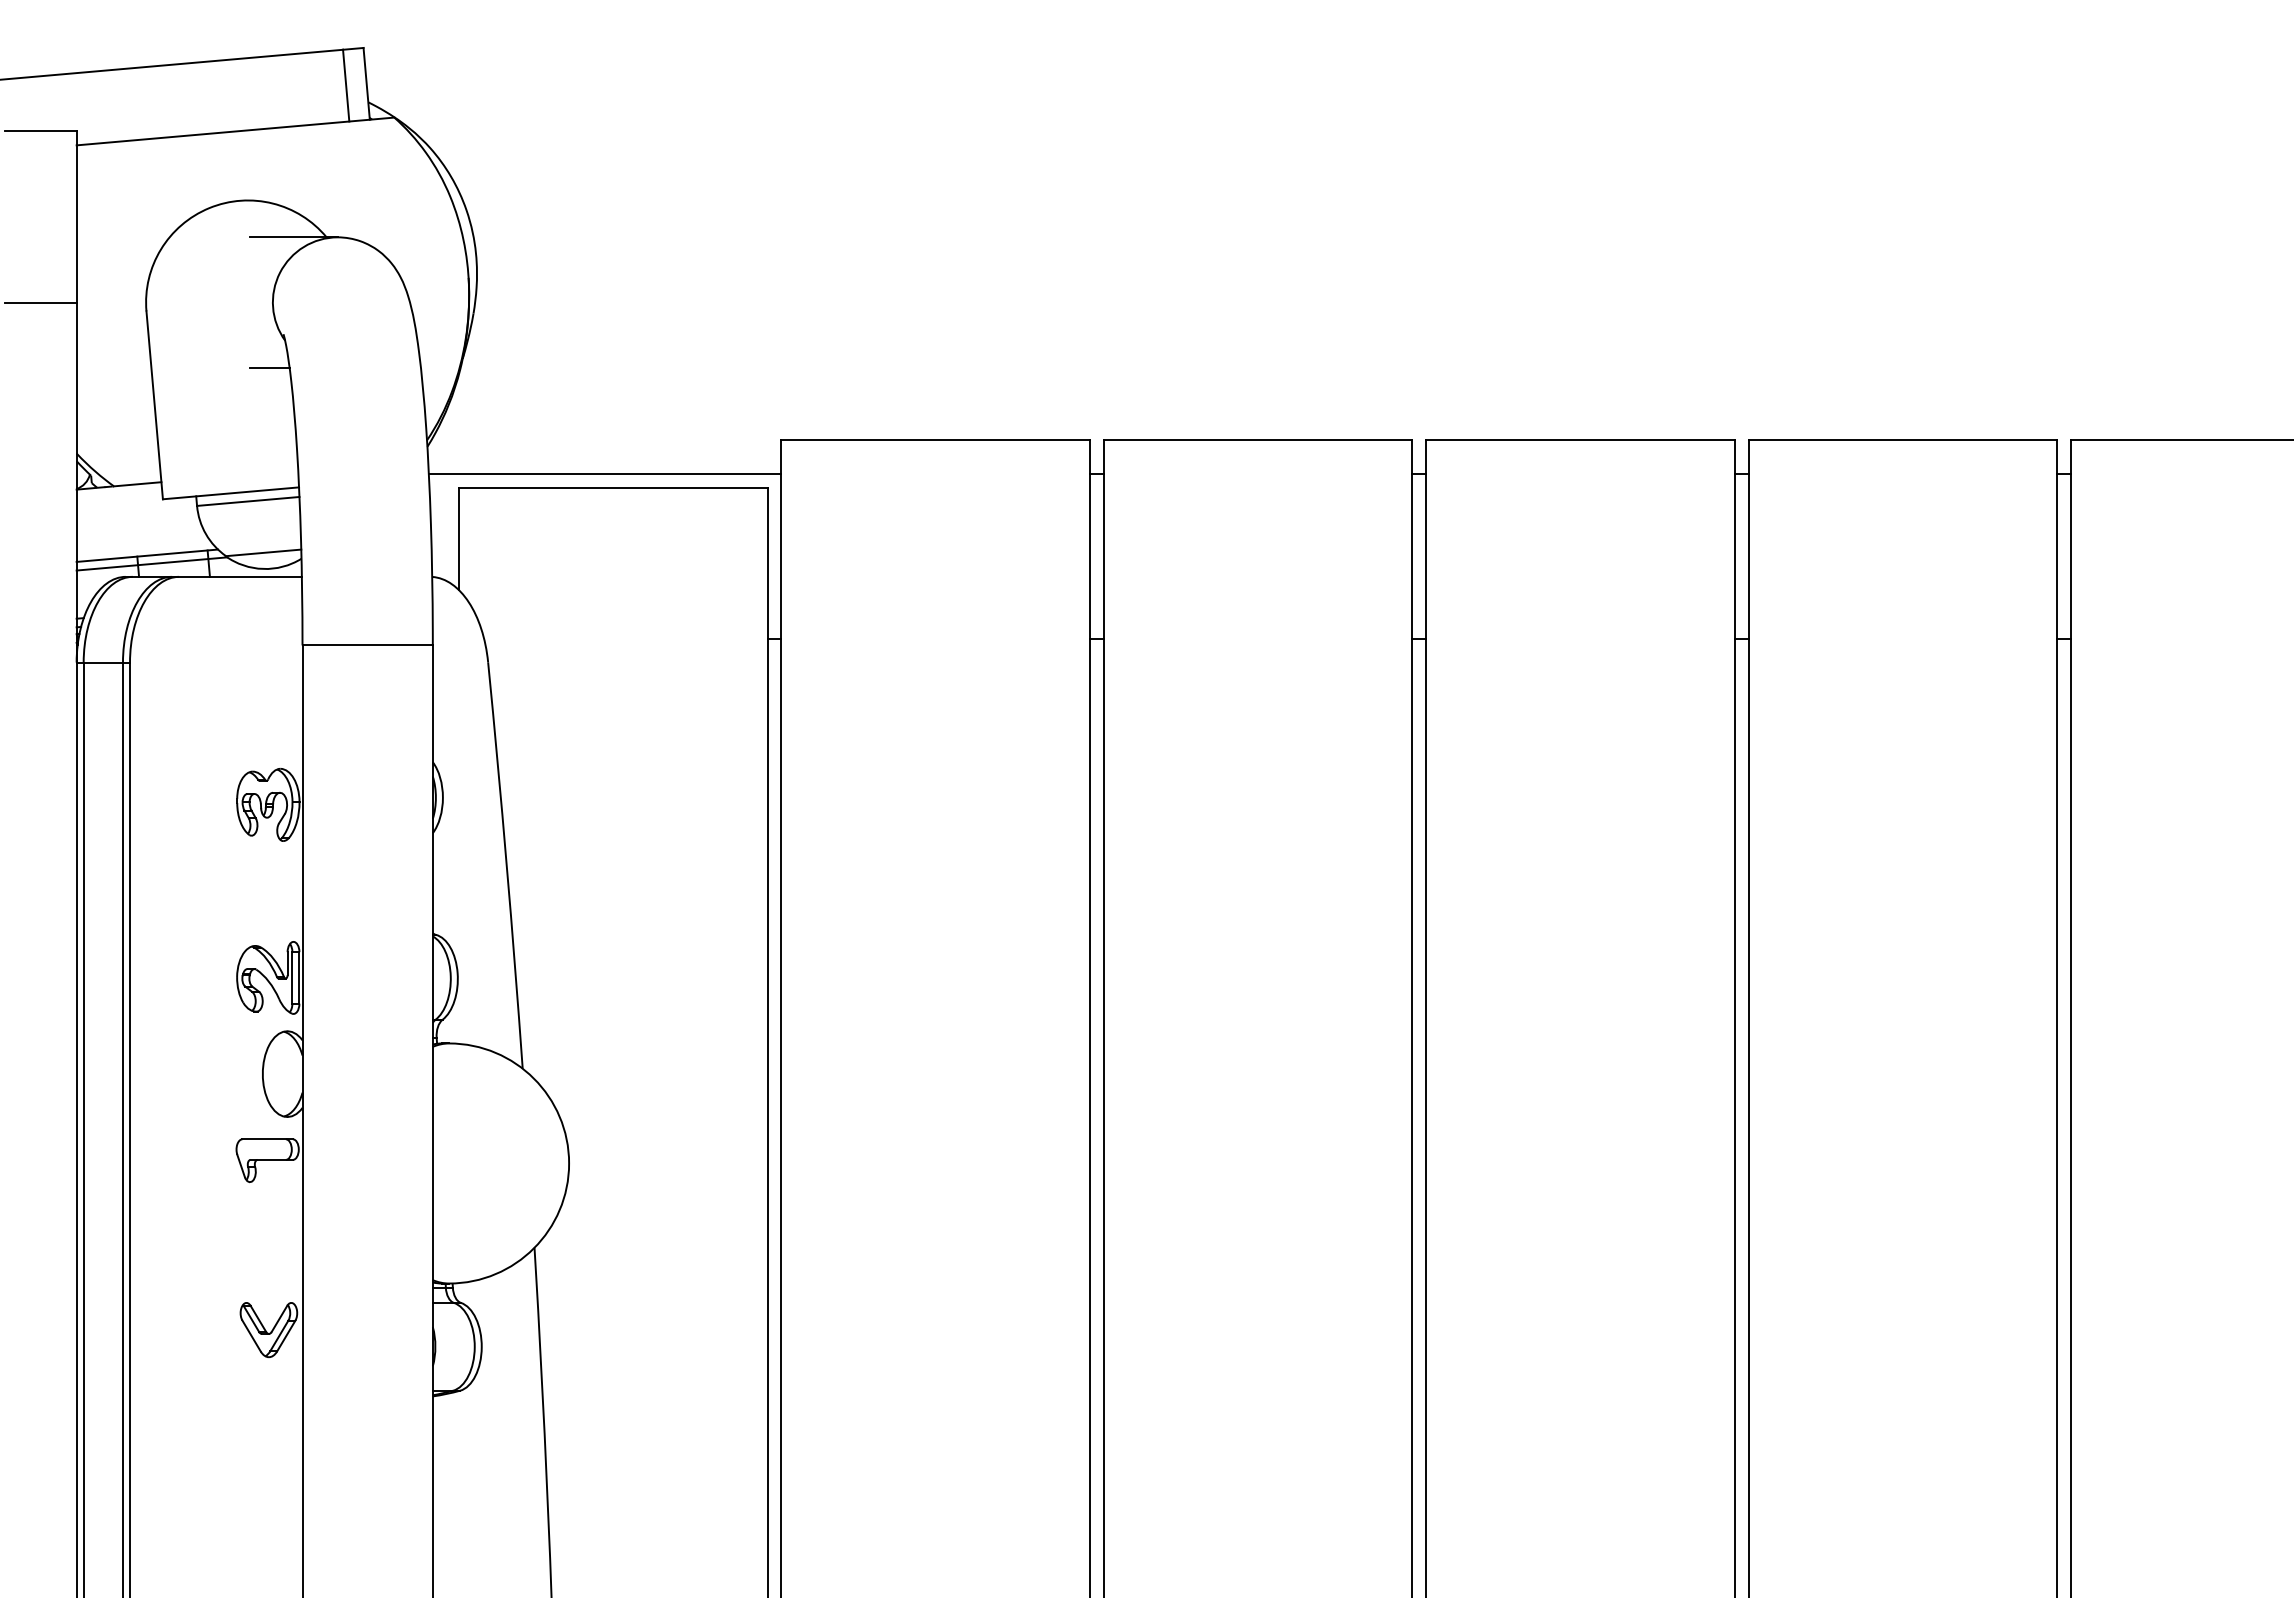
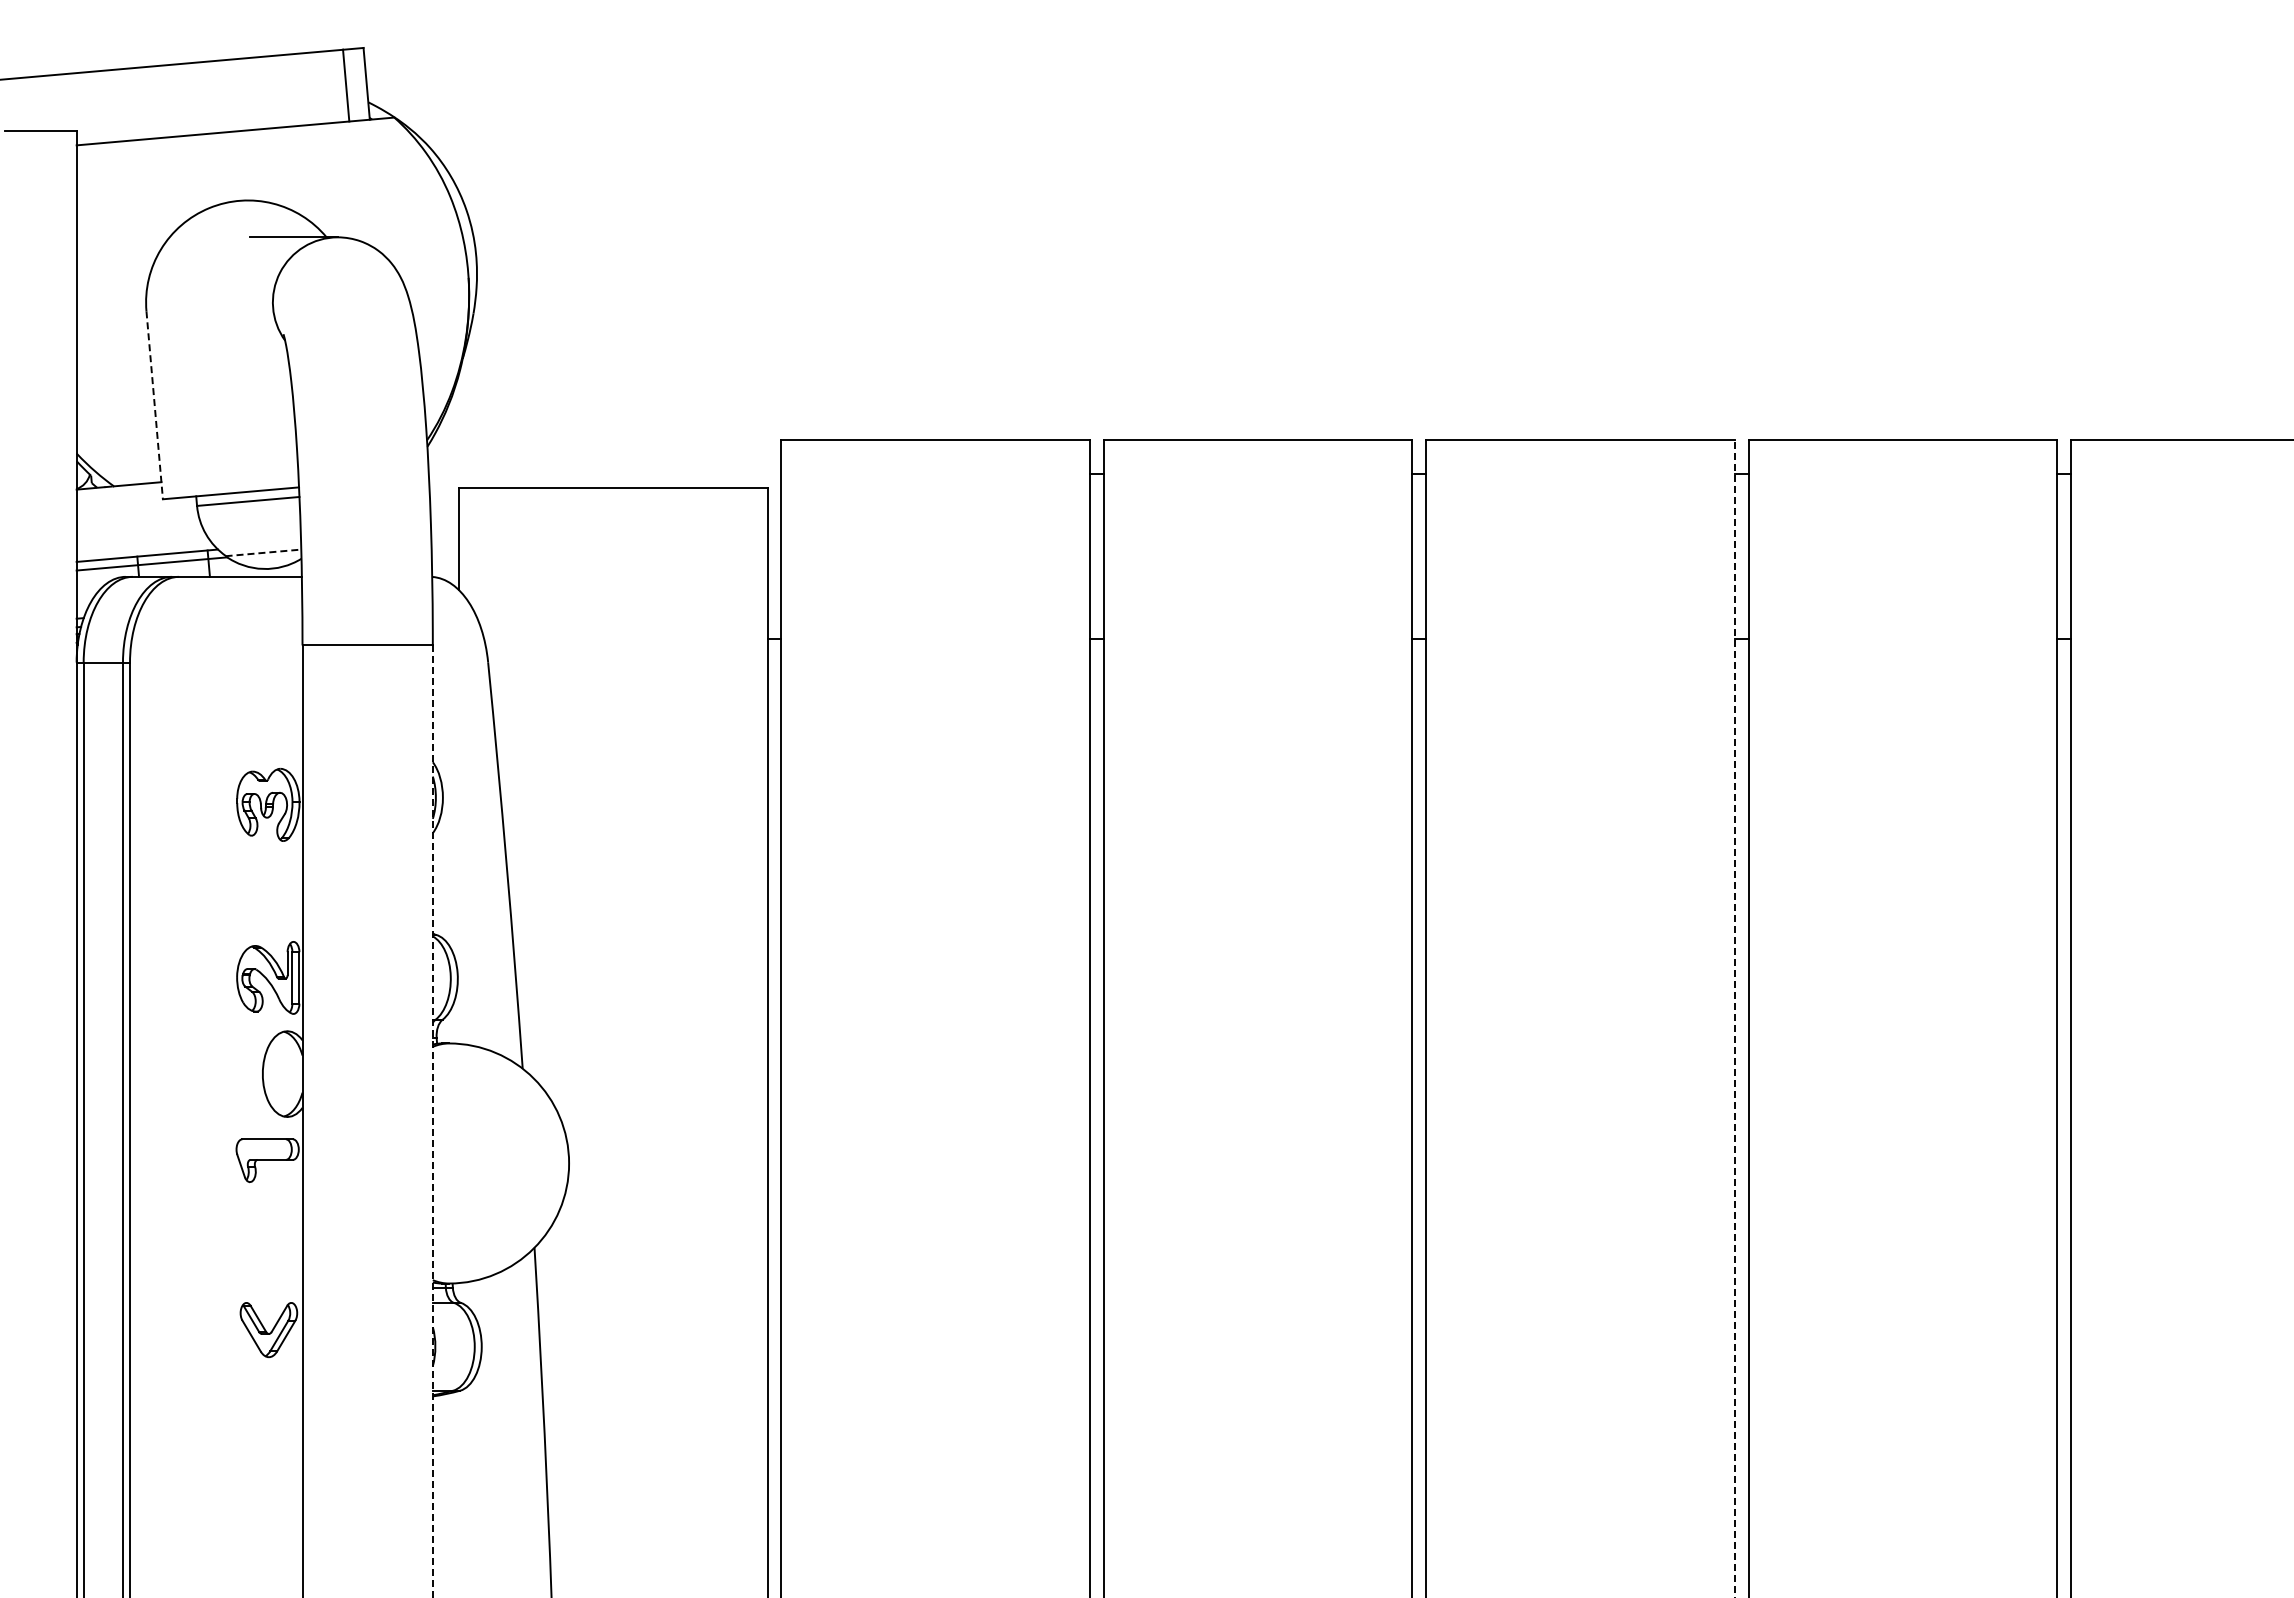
line: present -> none (40, 302)
line: present -> none (269, 367)
line: solid -> dashed (154, 405)
line: present -> none (604, 473)
line: solid -> dashed (263, 552)
line: solid -> dashed (1734, 1018)
line: solid -> dashed (432, 1121)
